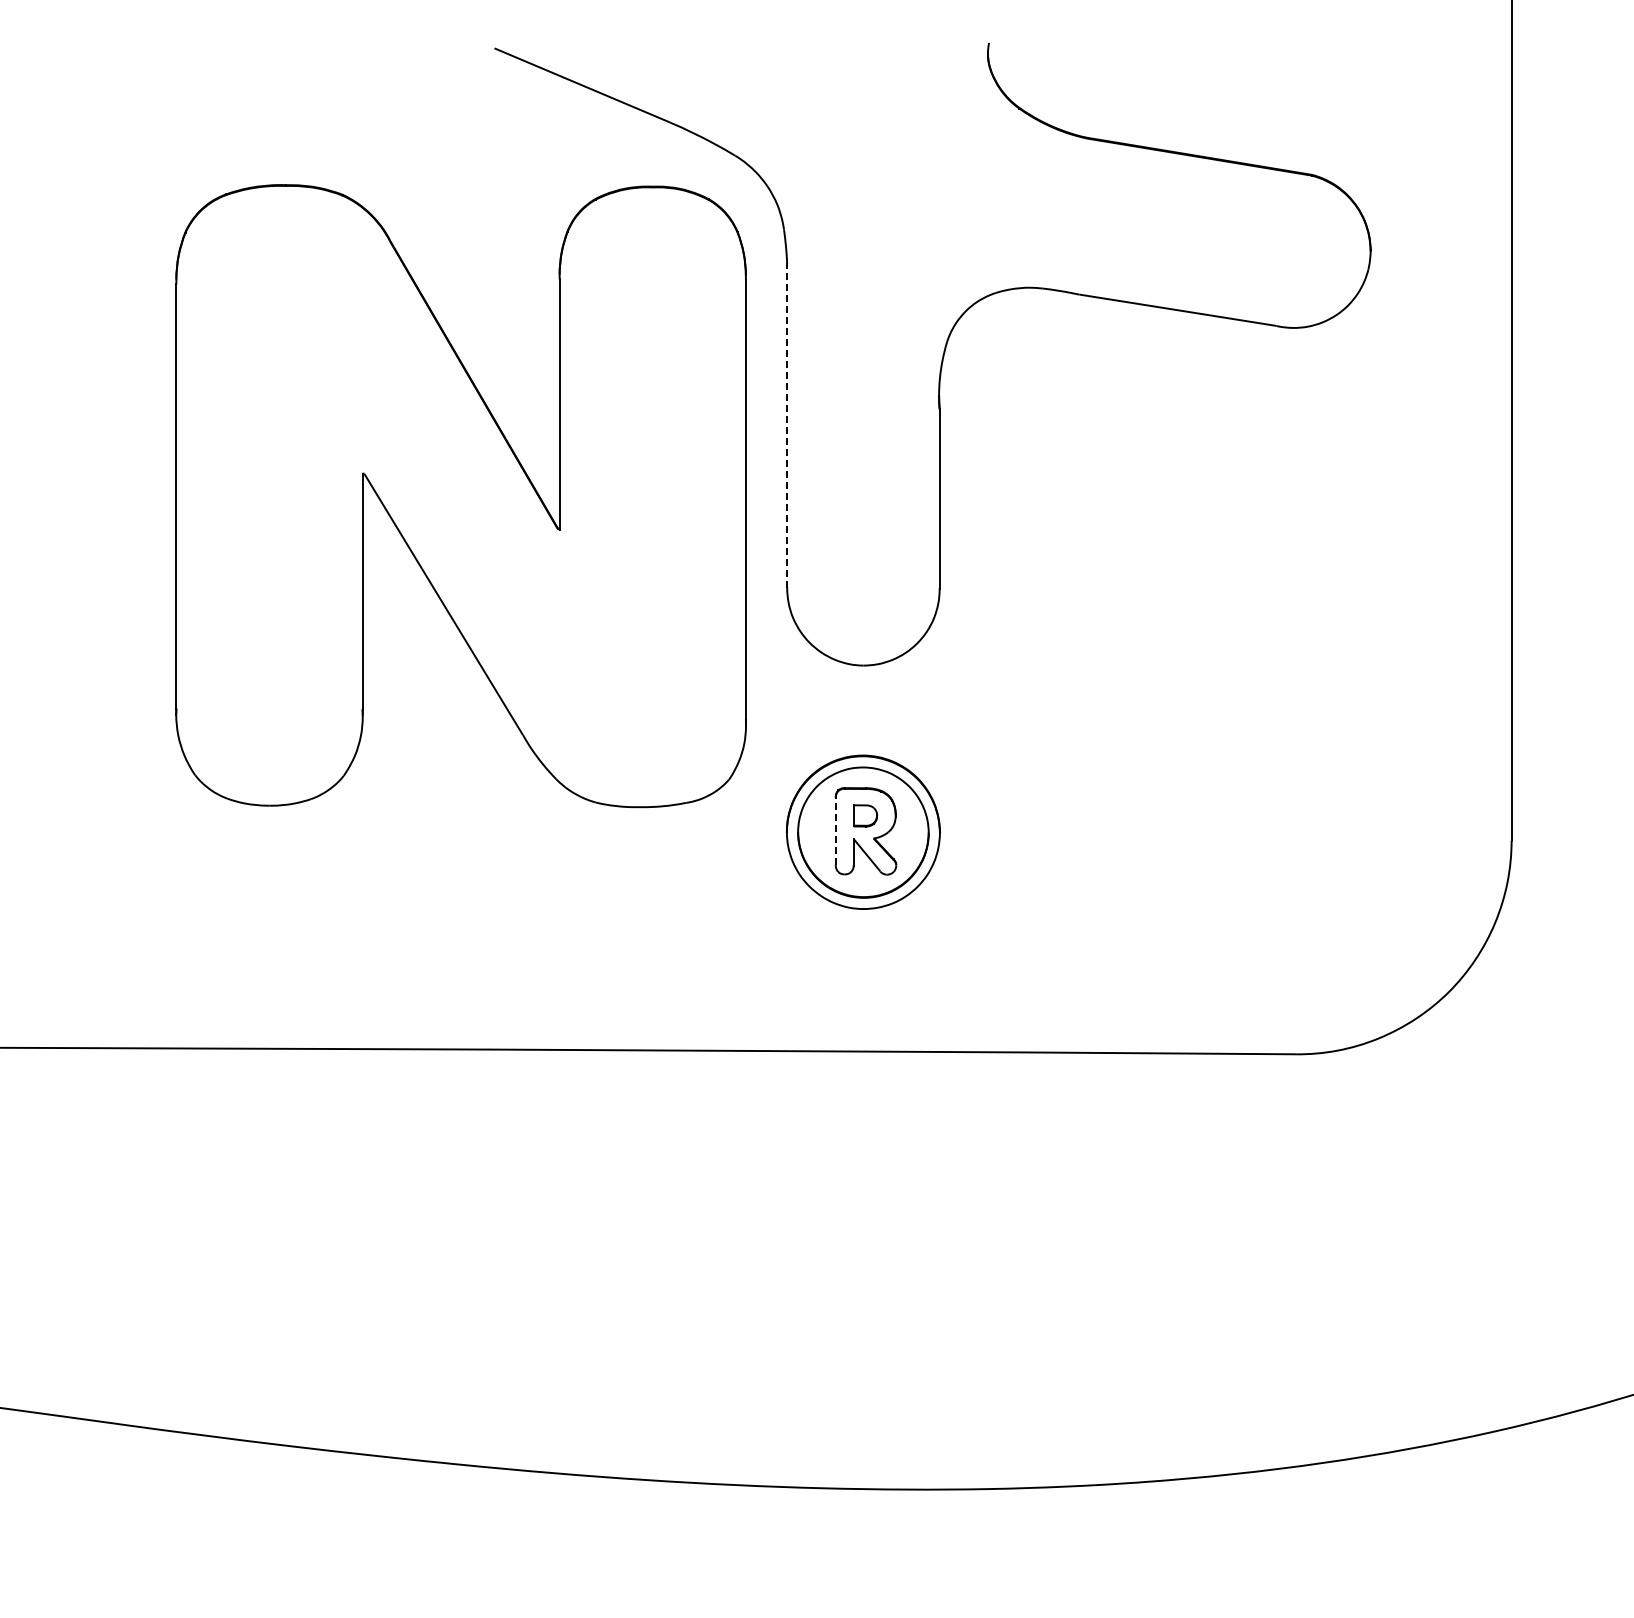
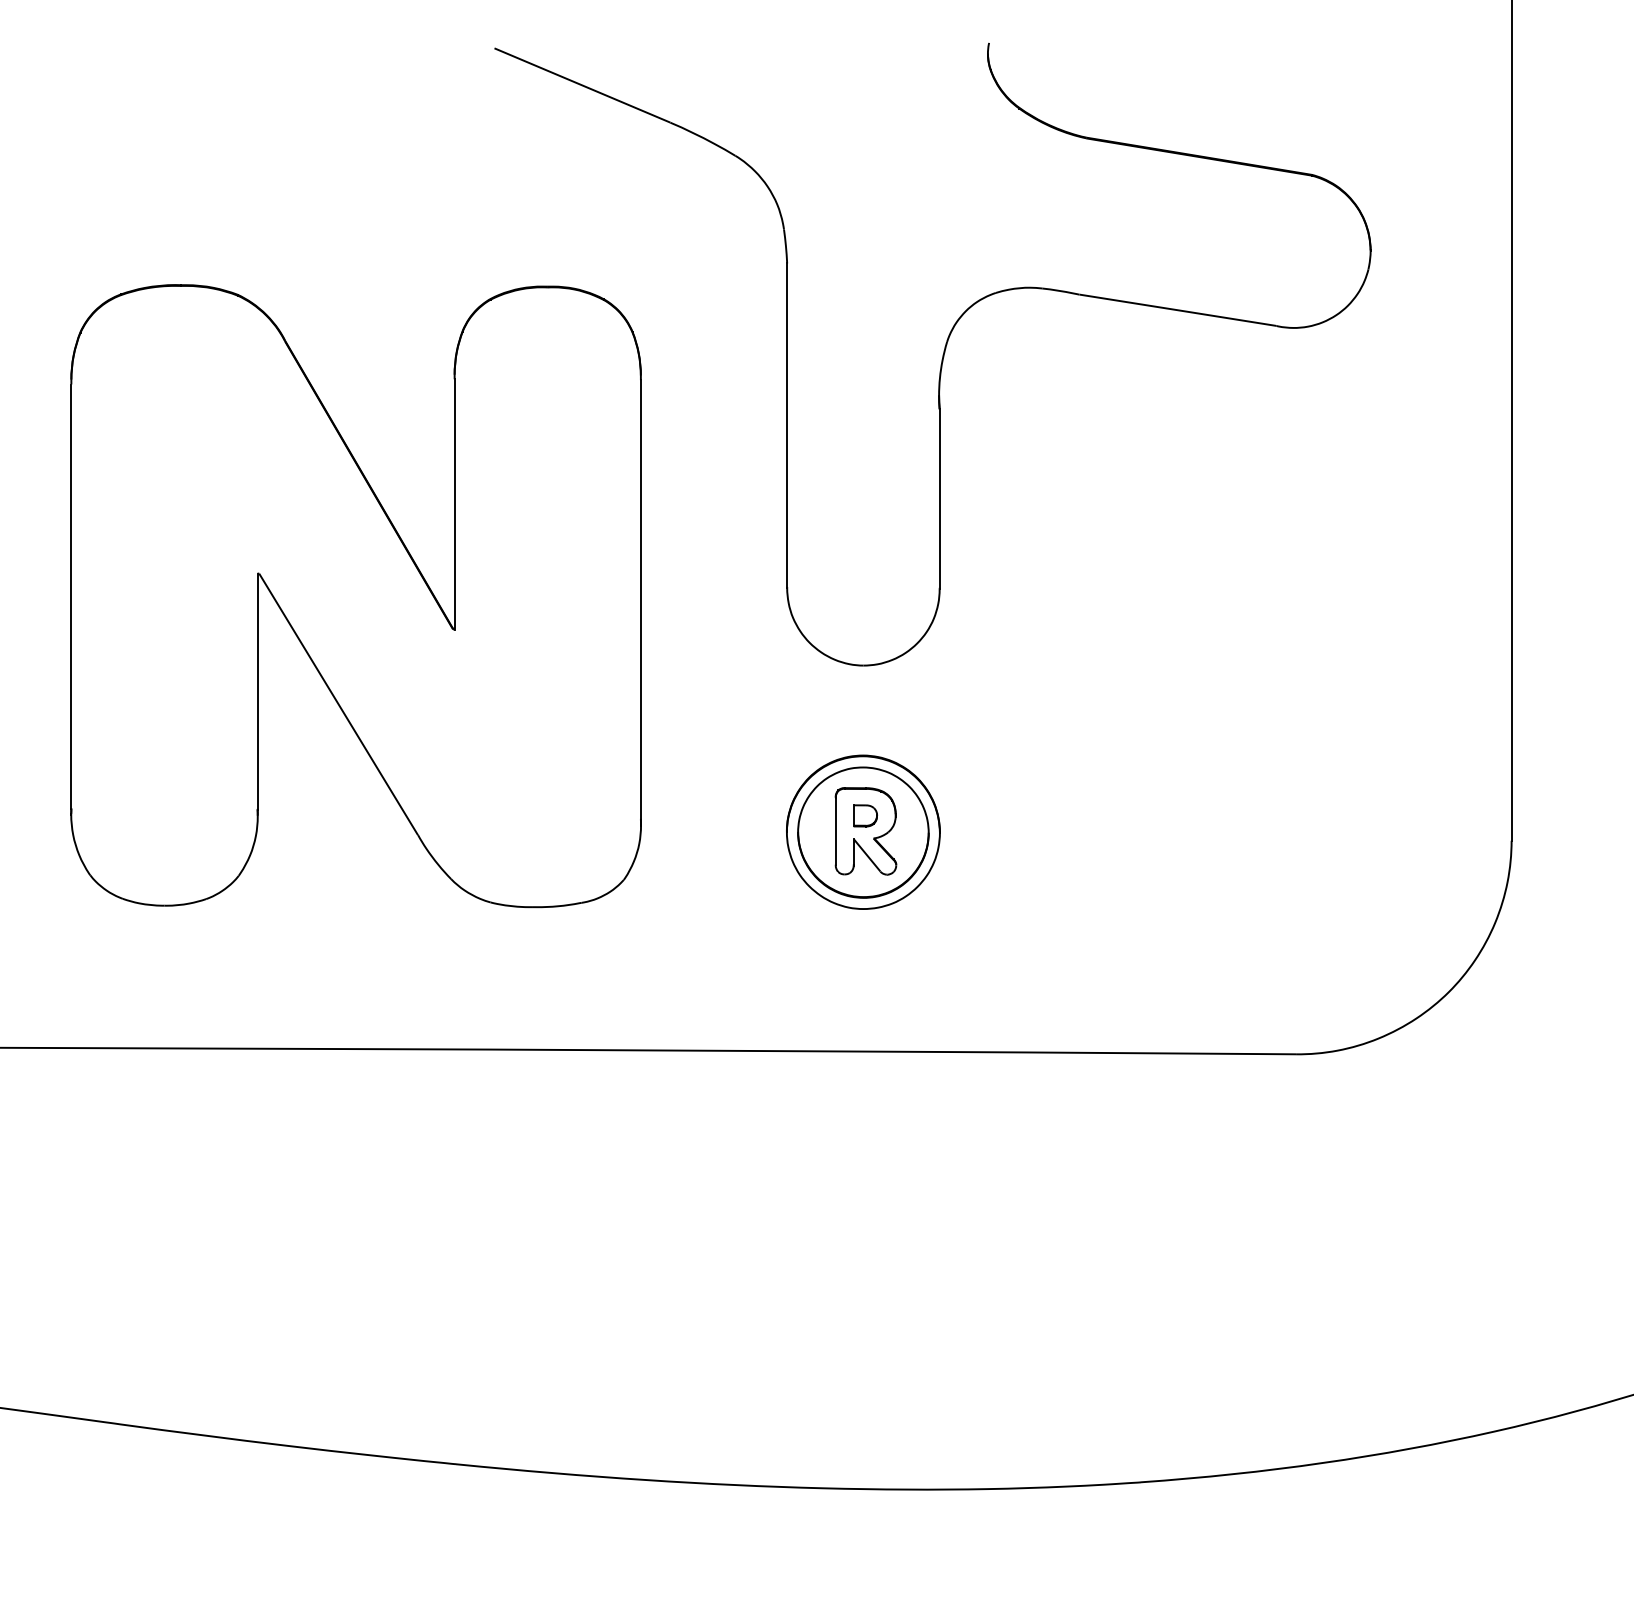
line: dashed -> solid (787, 425)
part position: (460, 496) -> (355, 596) (355, 596)
line: dashed -> solid (835, 831)
